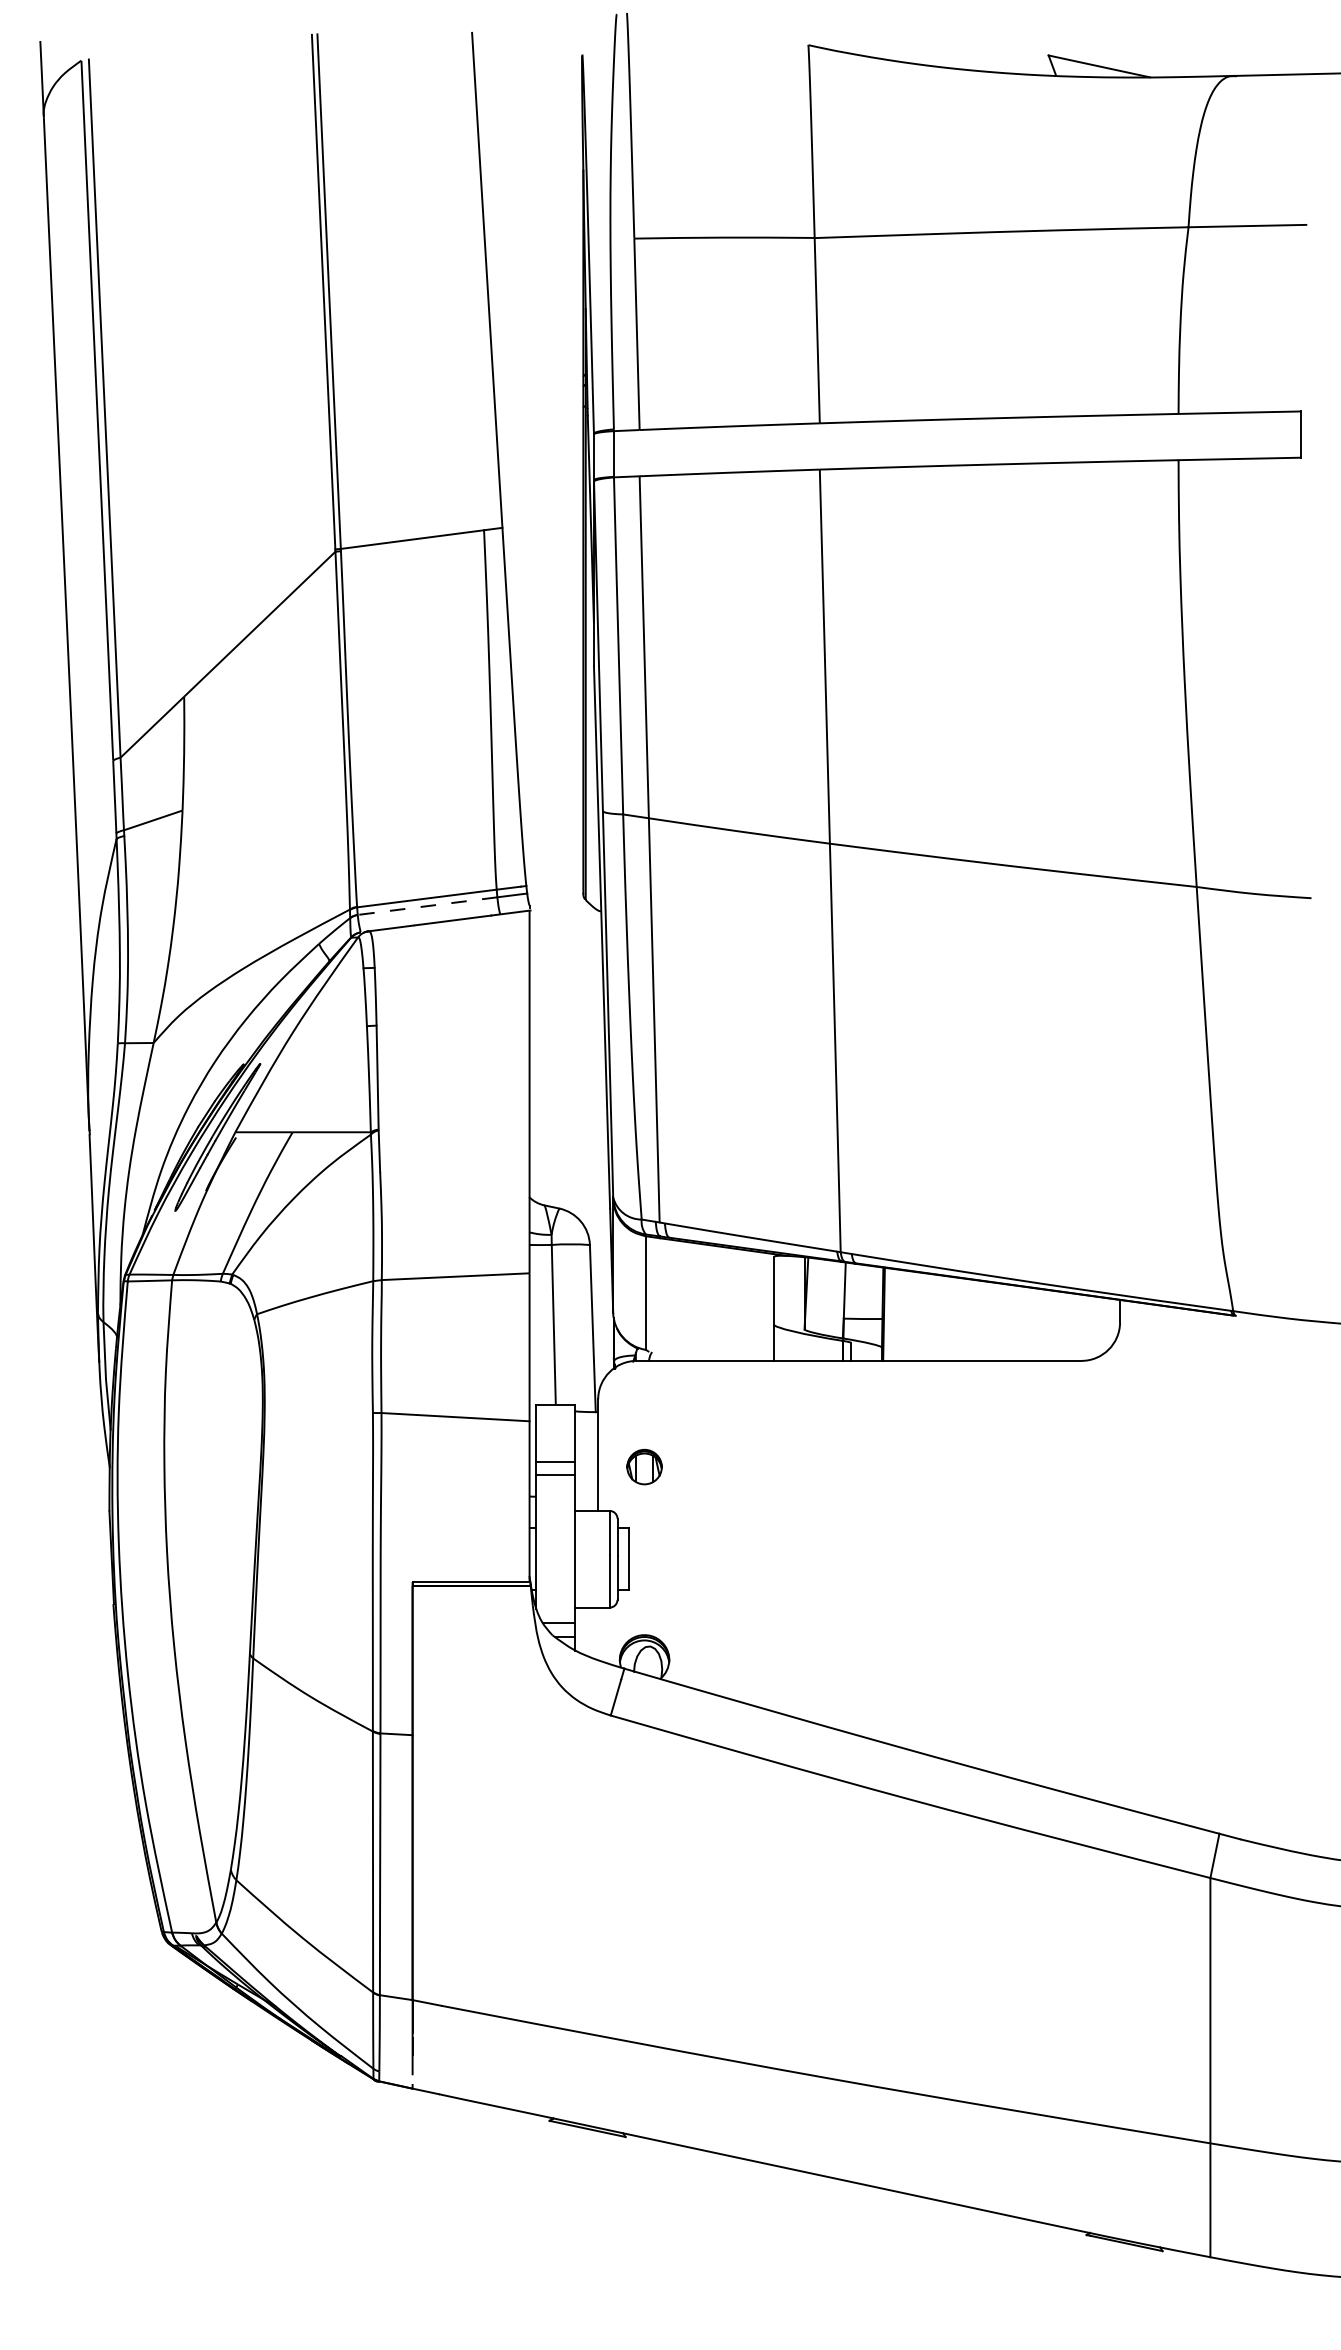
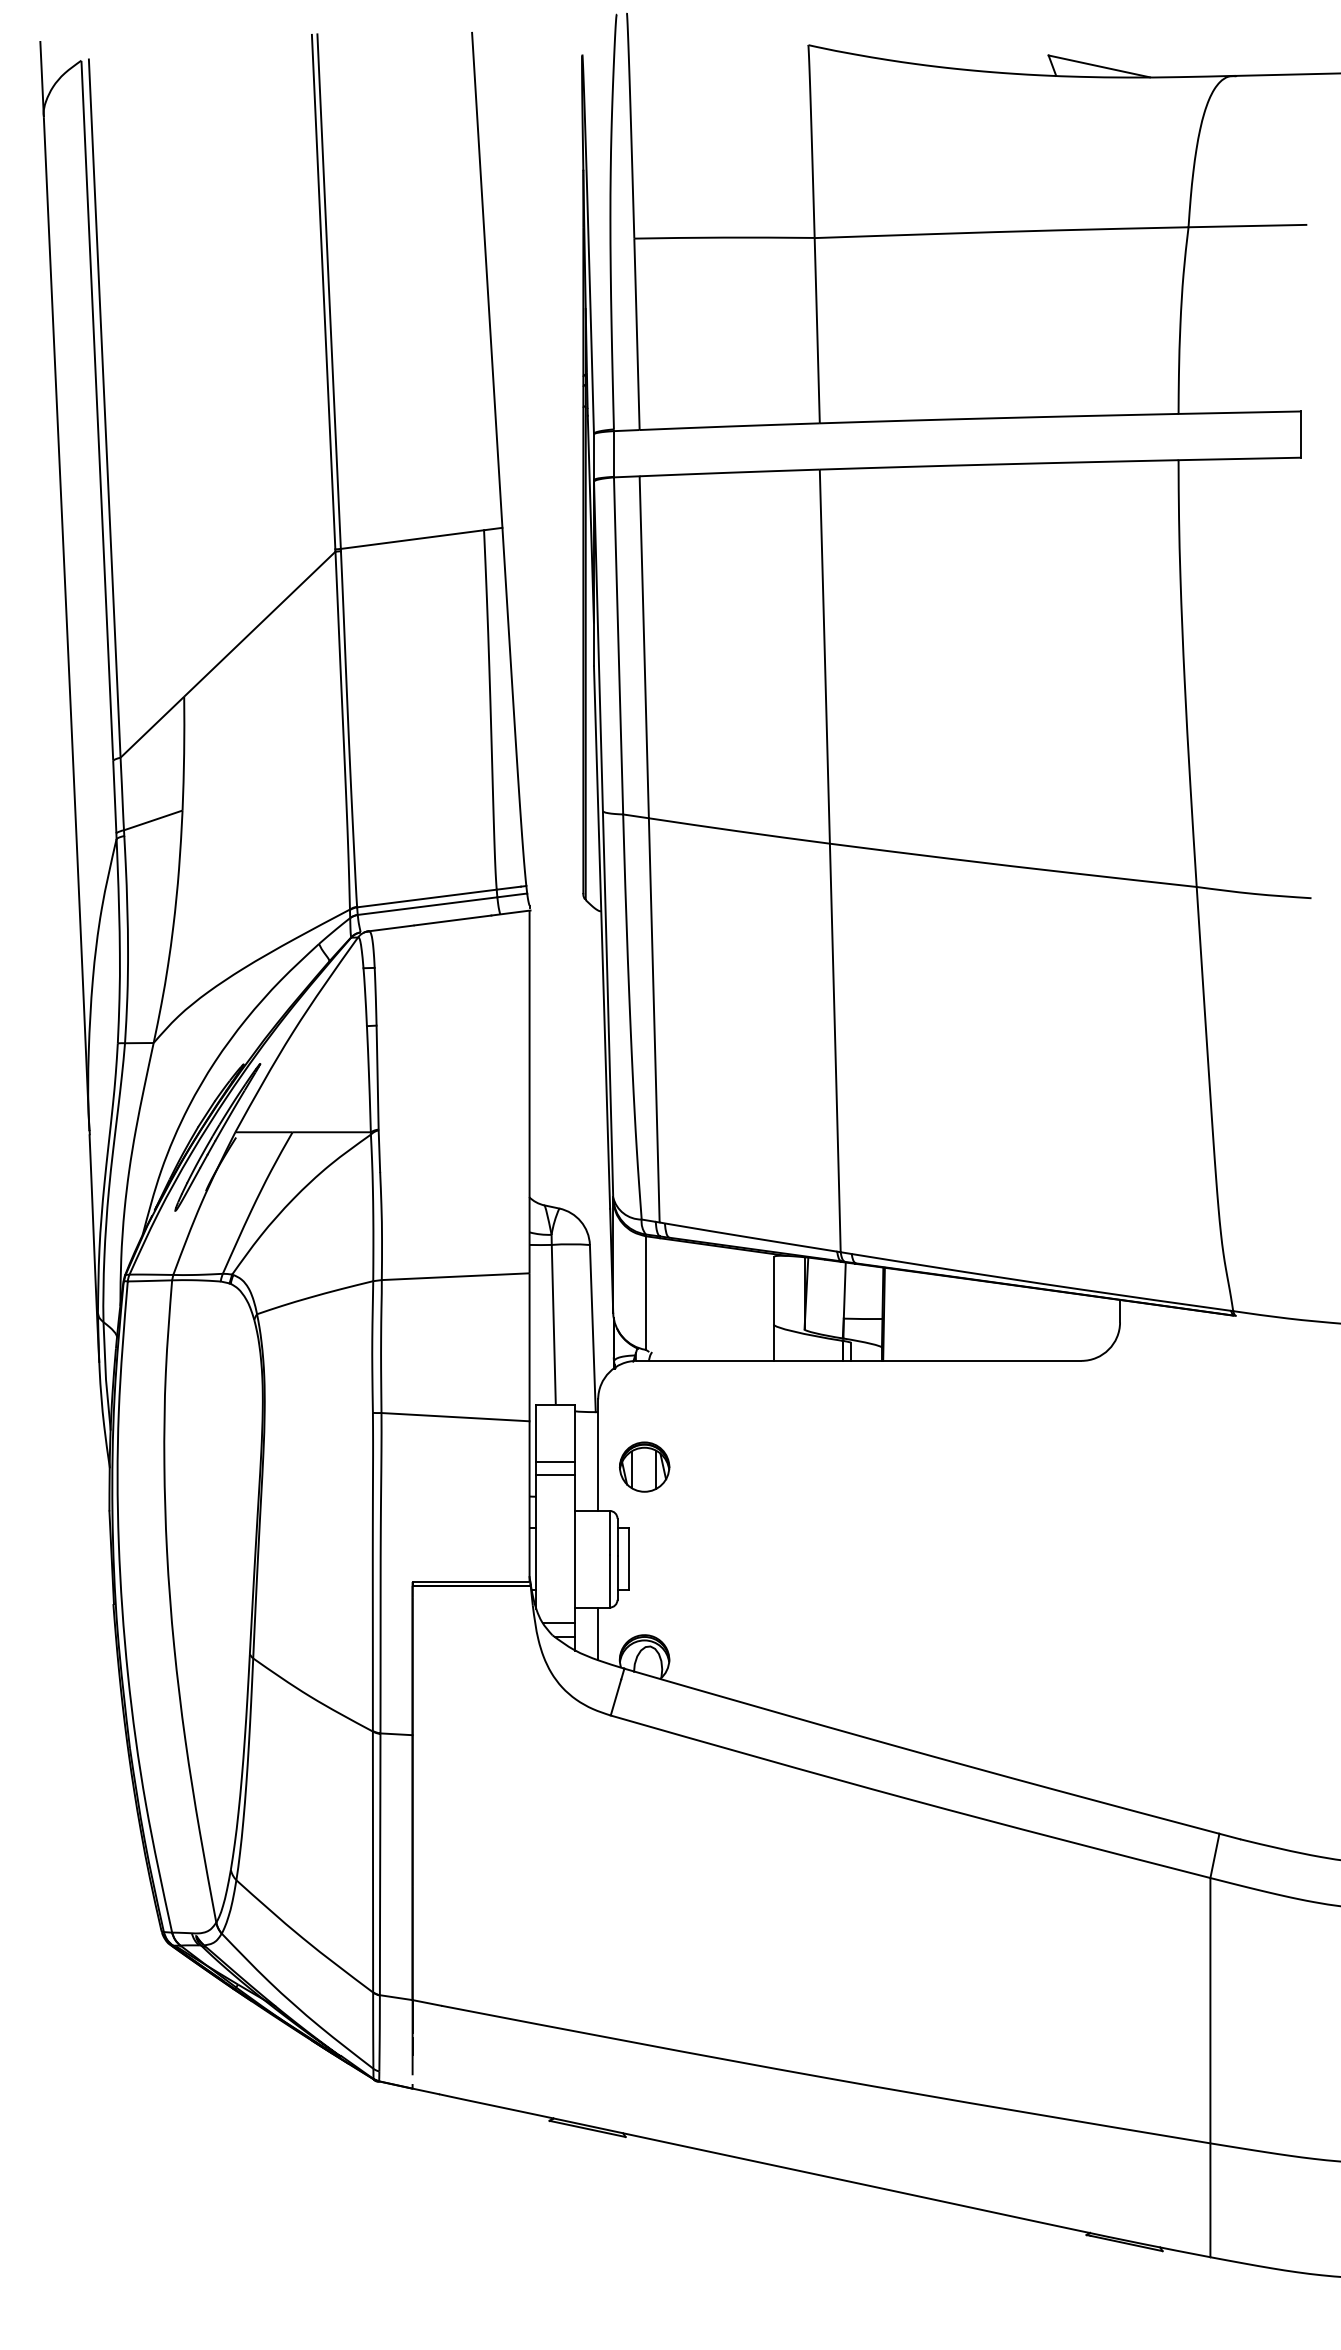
line: dashed -> solid (427, 906)
part size: 37x38 px -> 53x52 px (644, 1466)
line: none -> present (598, 1633)
